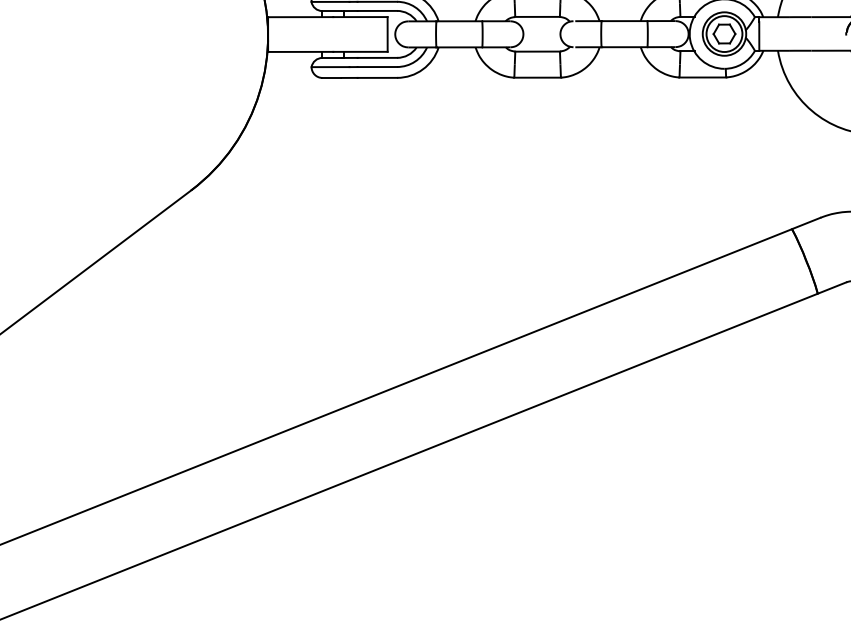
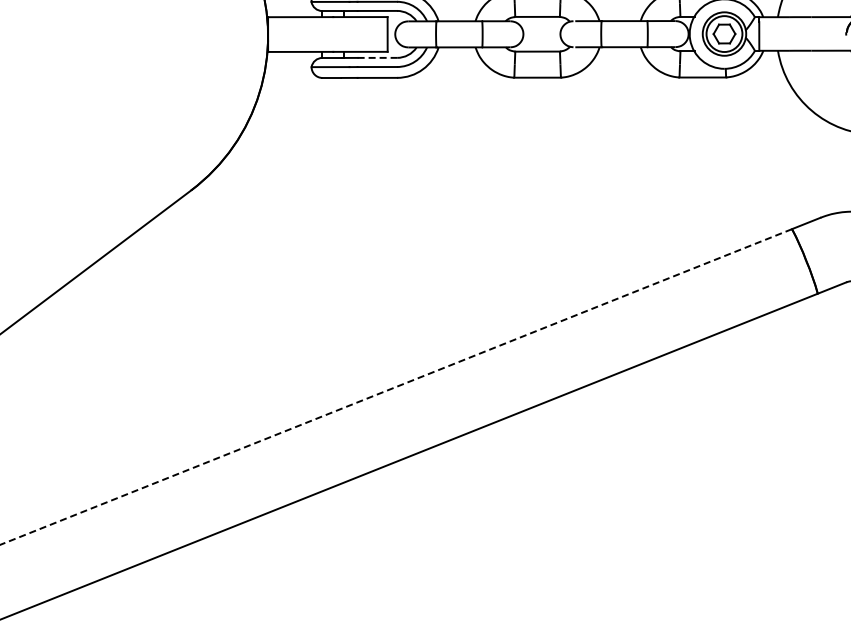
line: solid -> dashed (377, 57)
line: solid -> dashed (396, 386)
